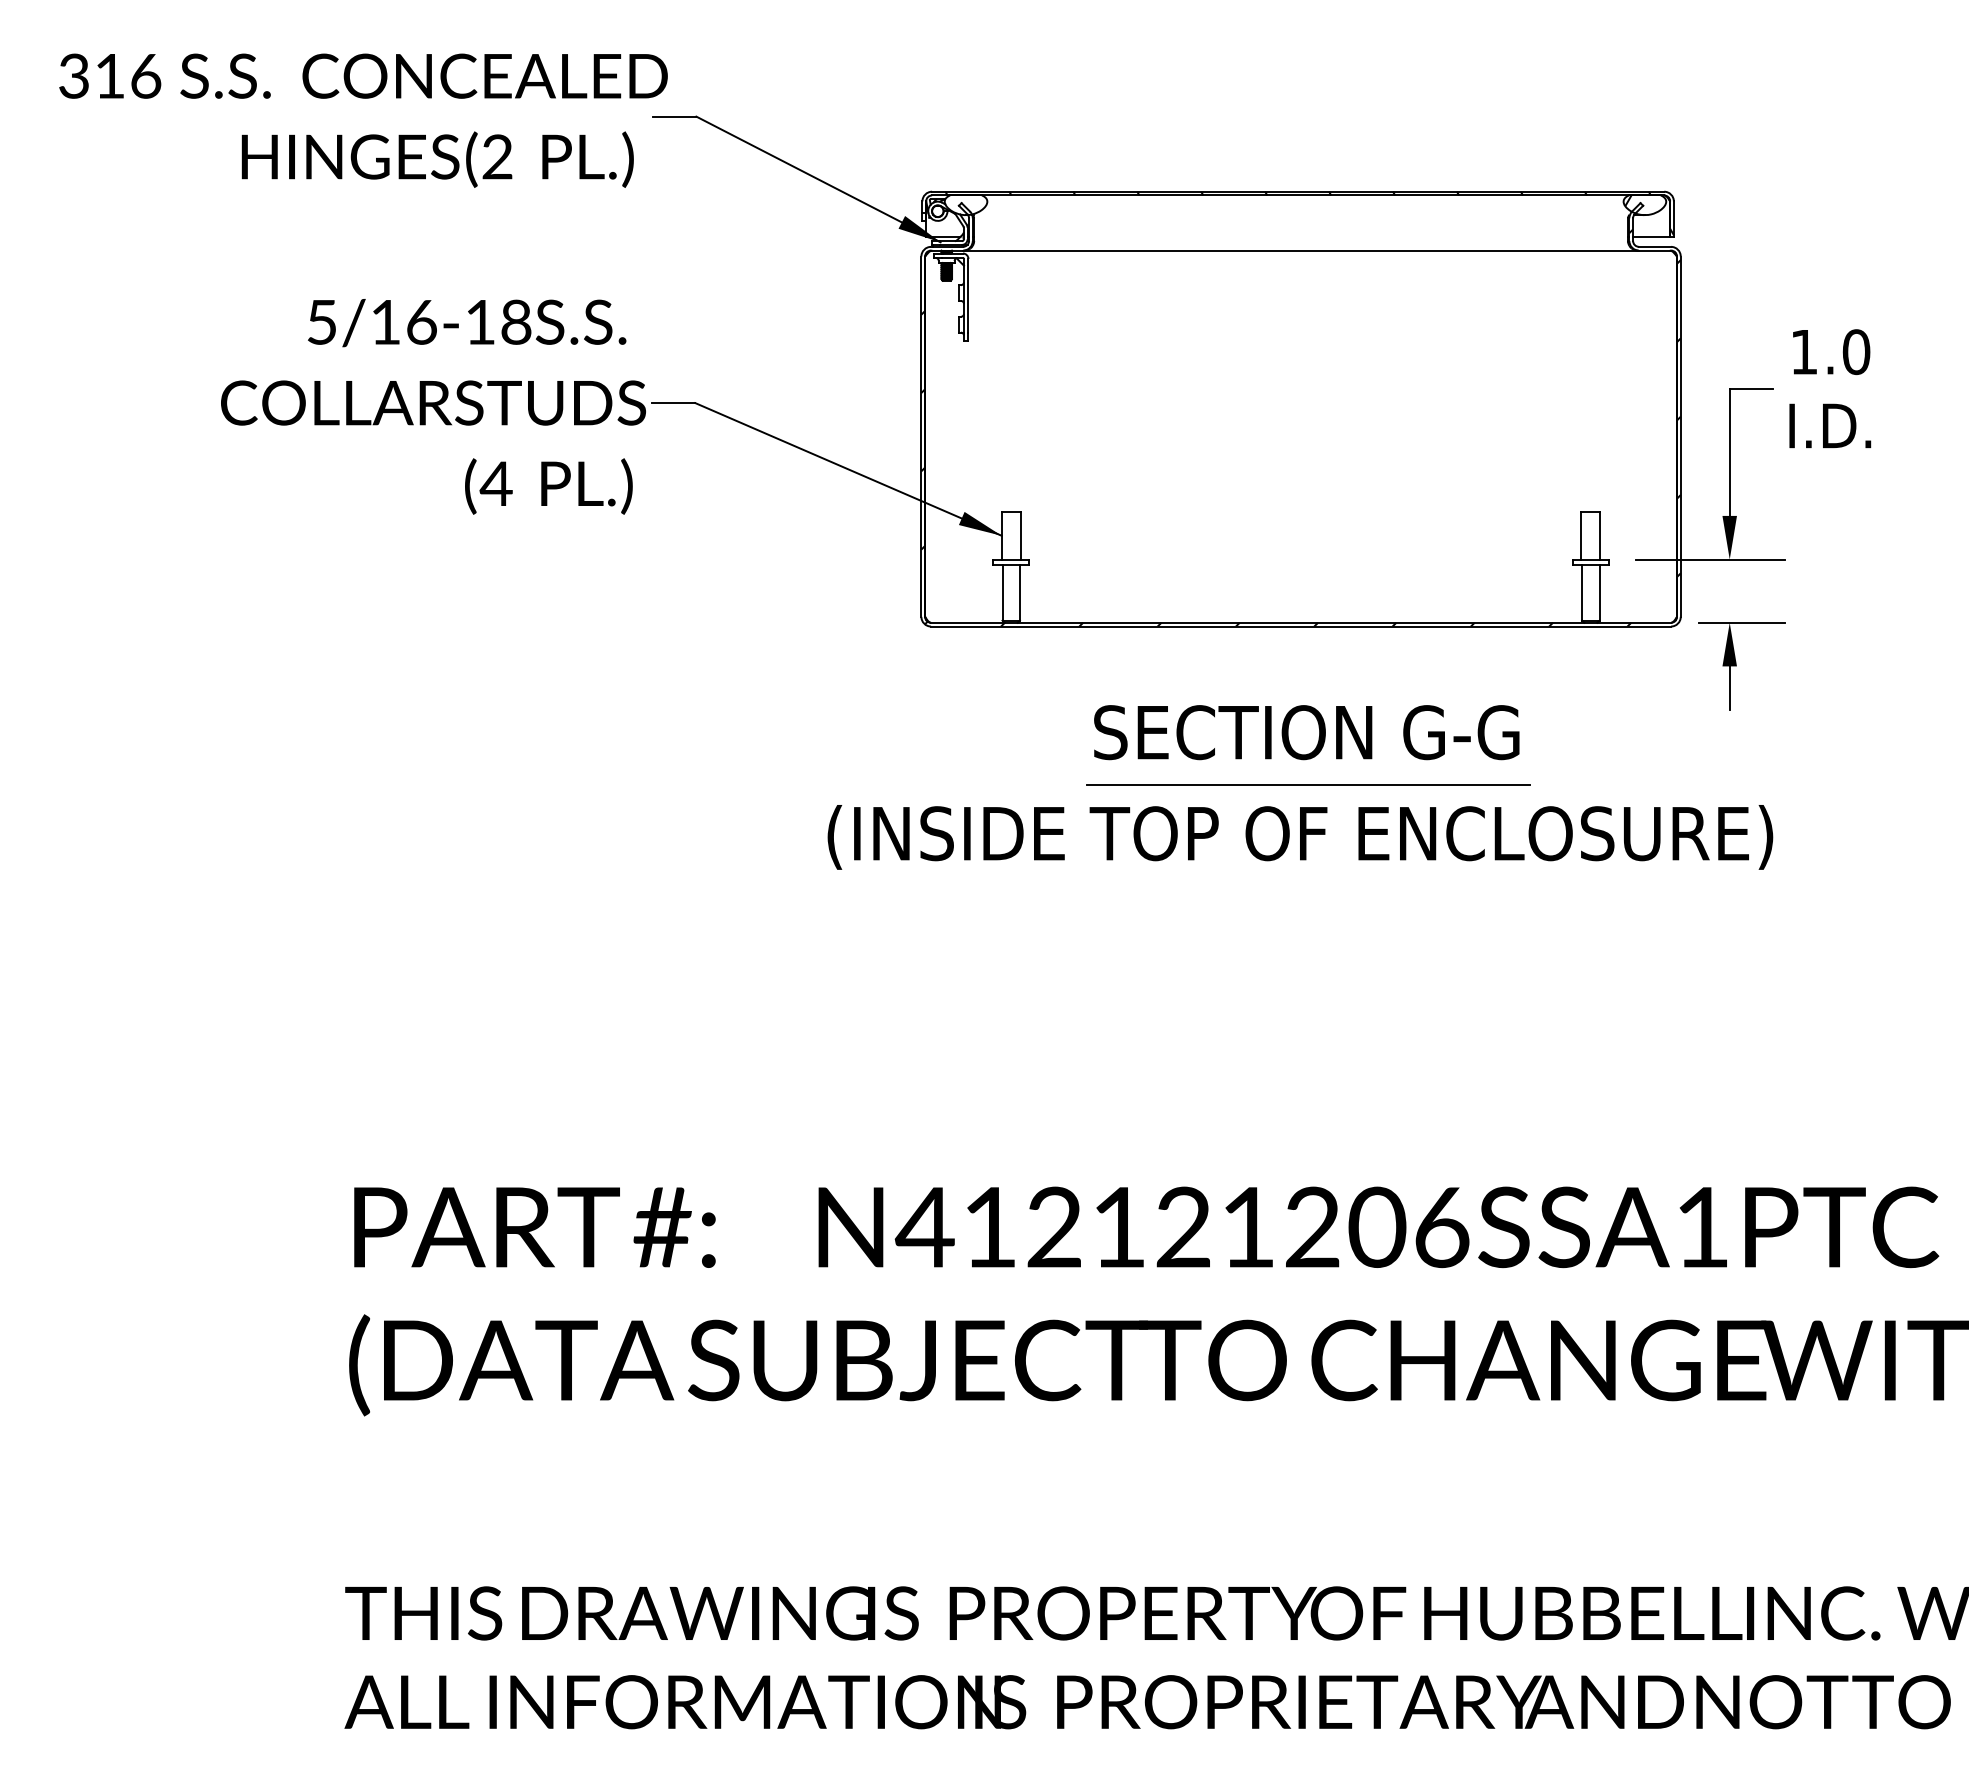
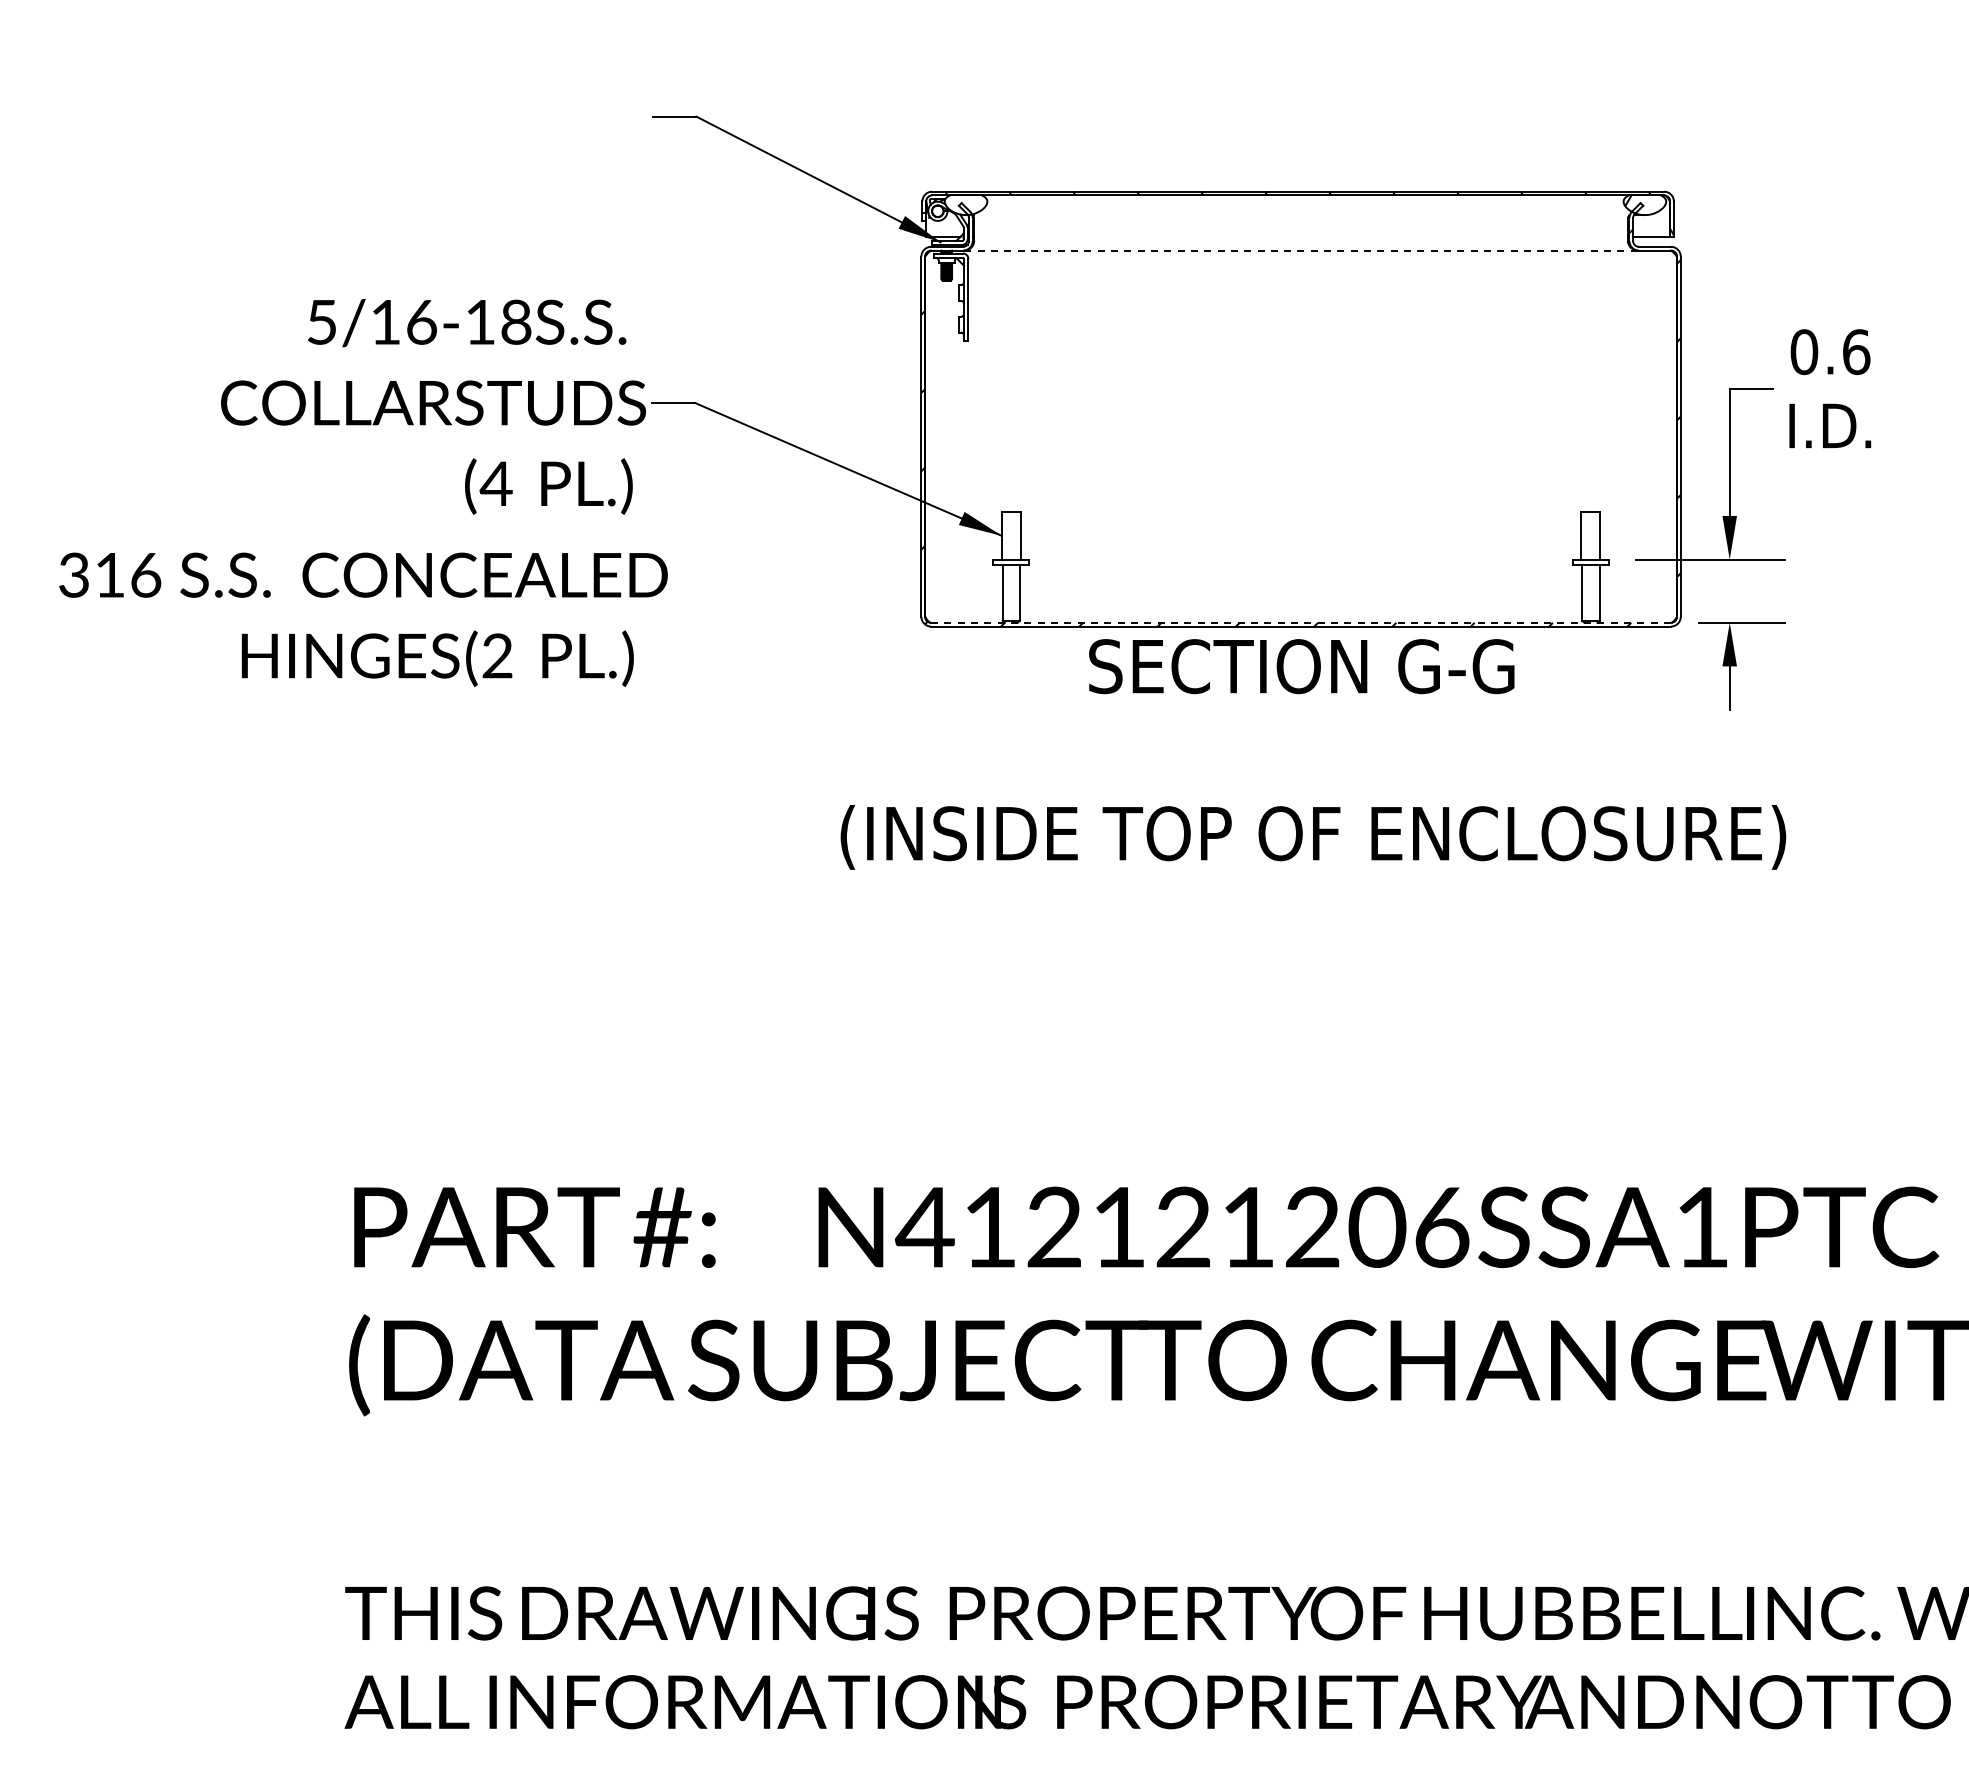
text position: (363, 120) -> (363, 619) (363, 619)
line: solid -> dashed (1301, 250)
text: 1.0 -> 0.6 (1830, 352)
line: solid -> dashed (1300, 622)
text position: (1306, 732) -> (1301, 666) (1301, 666)
line: present -> none (1308, 785)
text position: (1300, 837) -> (1313, 837) (1313, 837)
